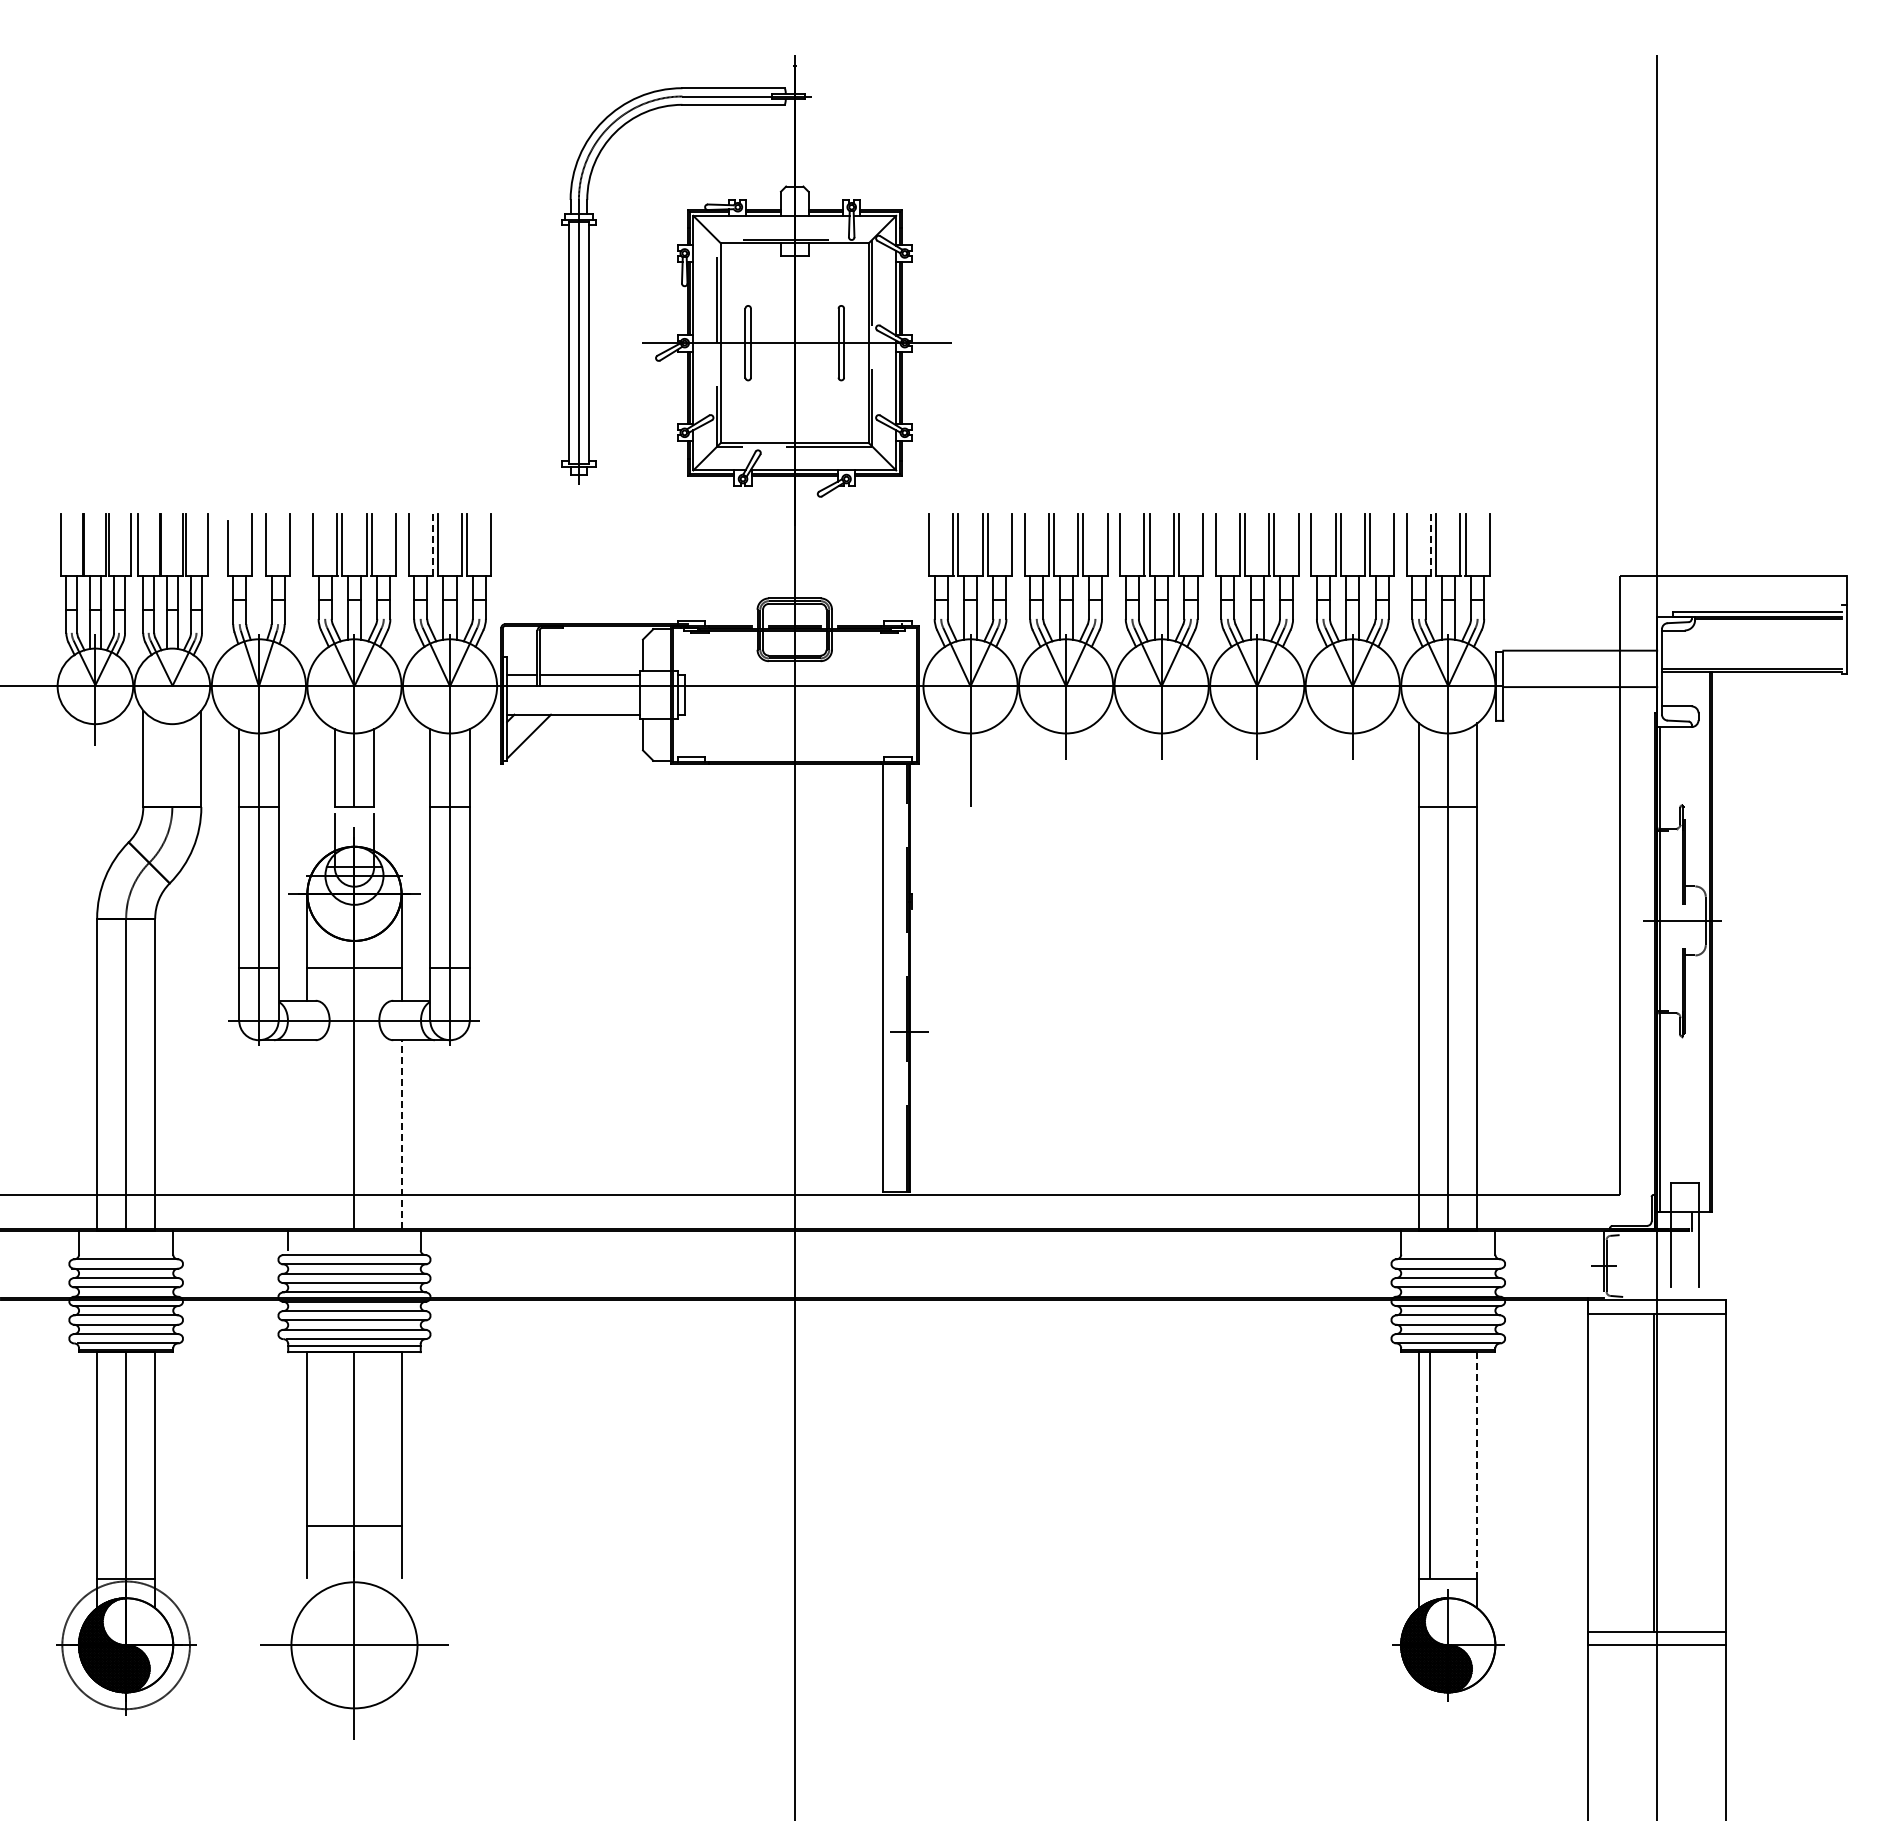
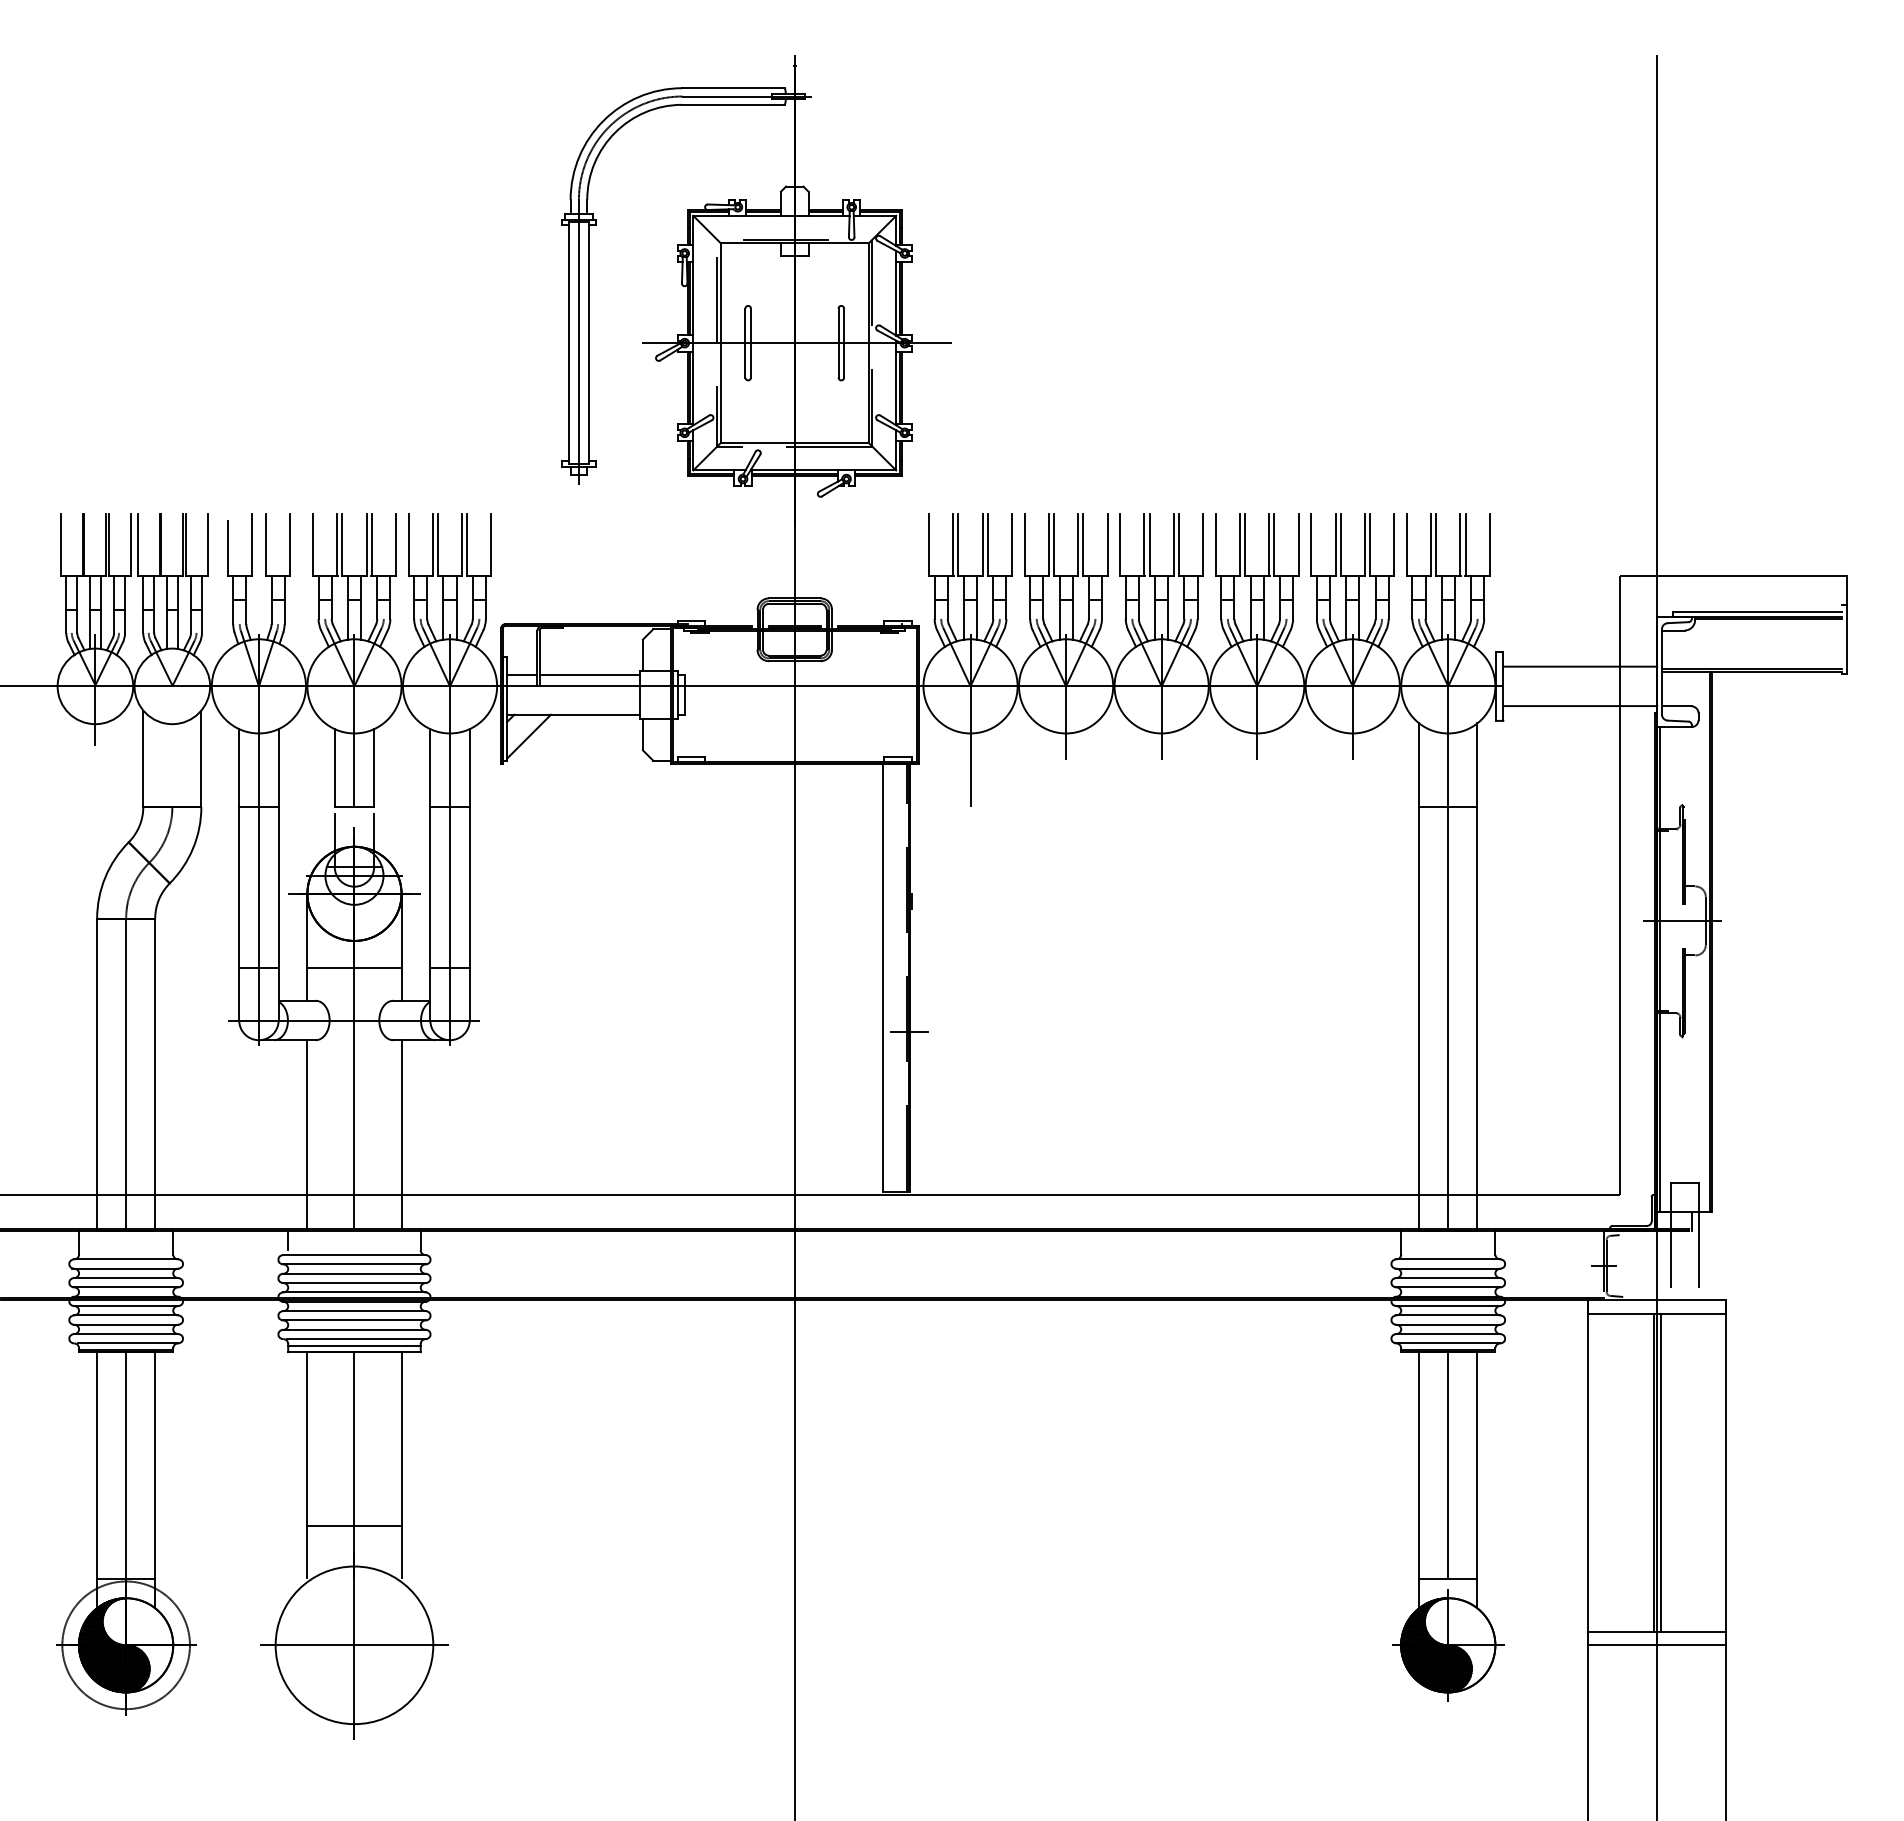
line: dashed -> solid (432, 545)
line: dashed -> solid (1431, 545)
line position: (1580, 650) -> (1580, 666) (1580, 666)
line position: (1580, 687) -> (1580, 706) (1580, 706)
line: none -> present (307, 1134)
line: dashed -> solid (401, 1134)
line: dashed -> solid (1477, 1464)
line position: (1430, 1465) -> (1448, 1465) (1448, 1465)
line: none -> present (1660, 1472)
circle diameter: 126 px -> 158 px (354, 1645)
